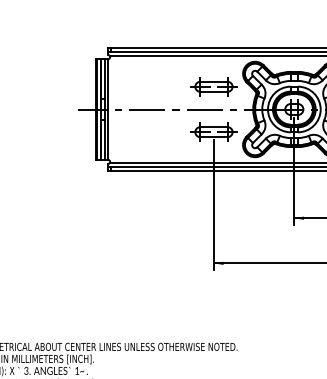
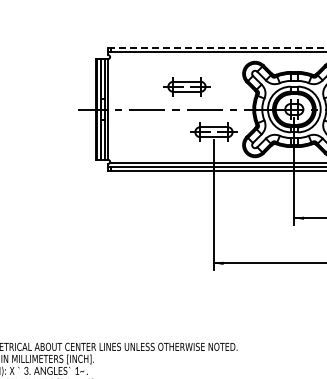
line: solid -> dashed (218, 47)
line: present -> none (216, 56)
part position: (213, 86) -> (186, 86) (186, 86)
